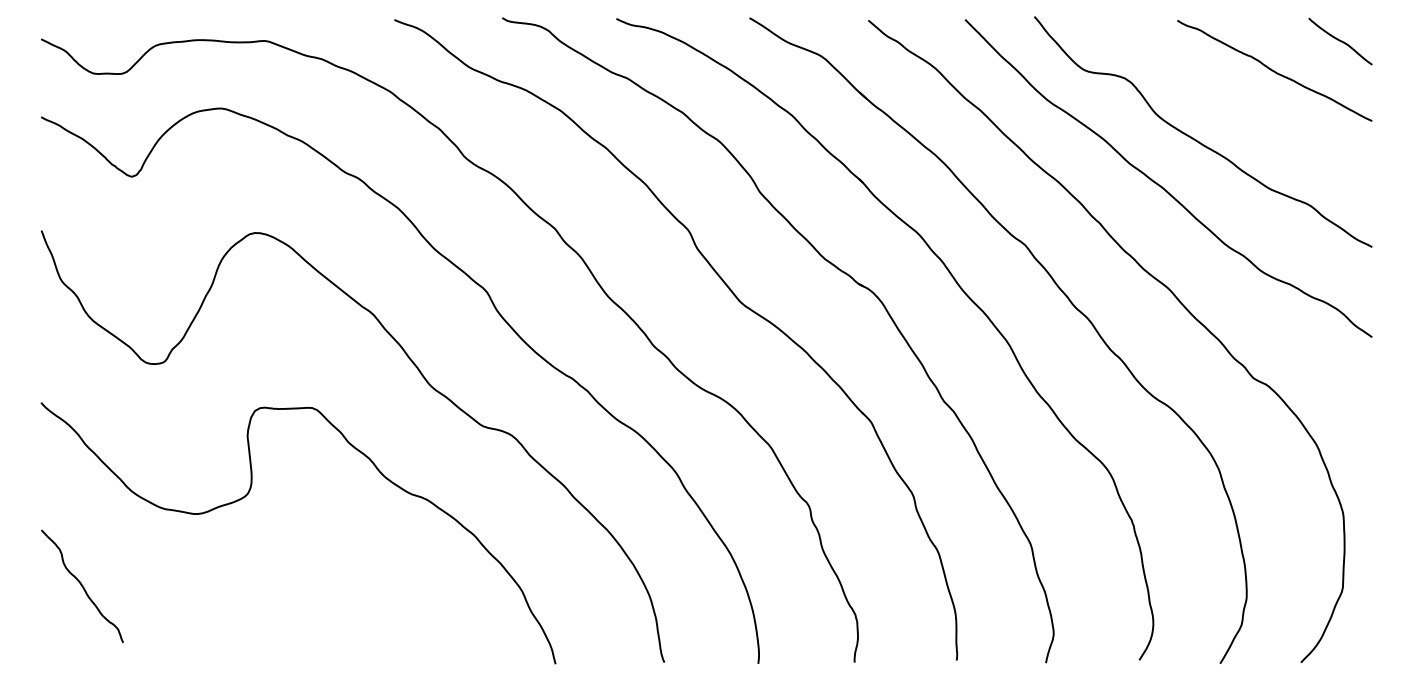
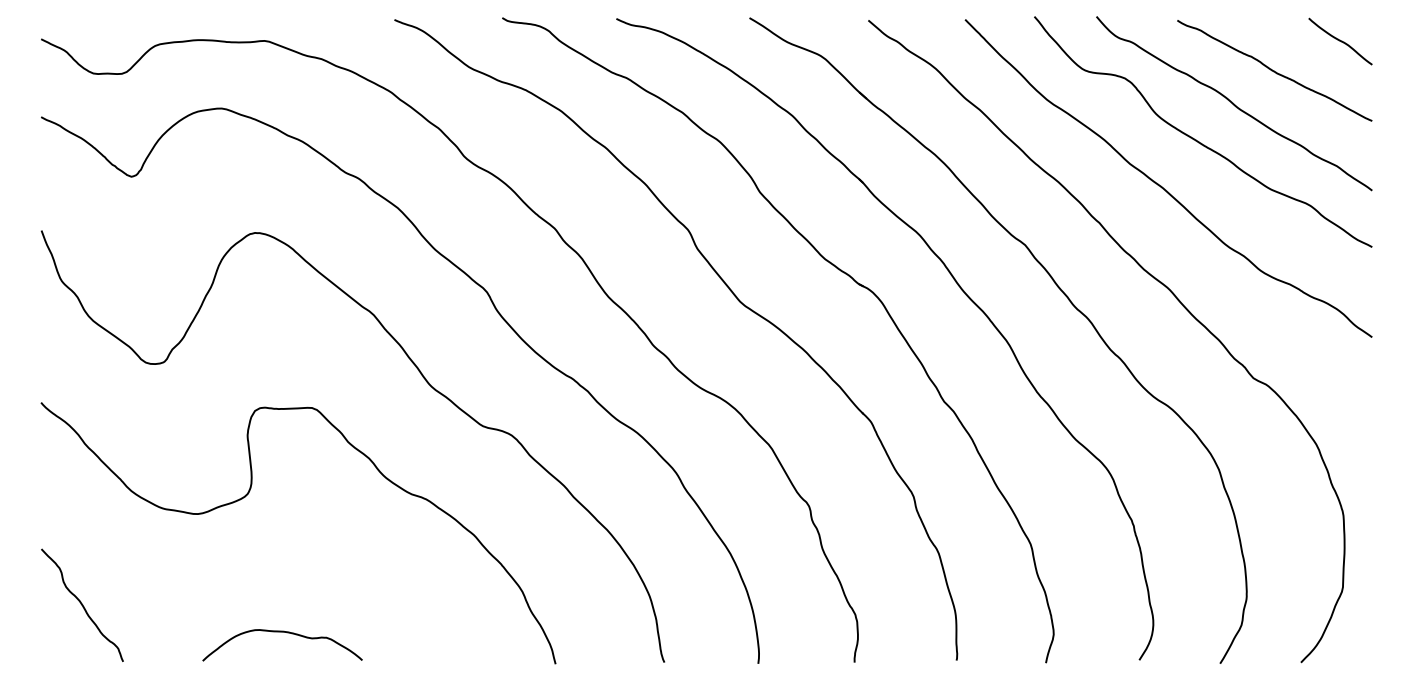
curve: none -> present (1234, 103)
curve position: (82, 585) -> (82, 604) (82, 604)
curve: none -> present (282, 632)
